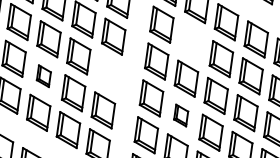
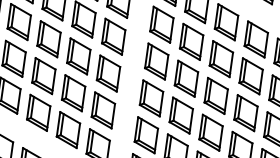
part: none -> present (191, 41)
part: none -> present (108, 73)
part size: 17x25 px -> 26x39 px (43, 76)
part size: 17x25 px -> 26x39 px (180, 115)
